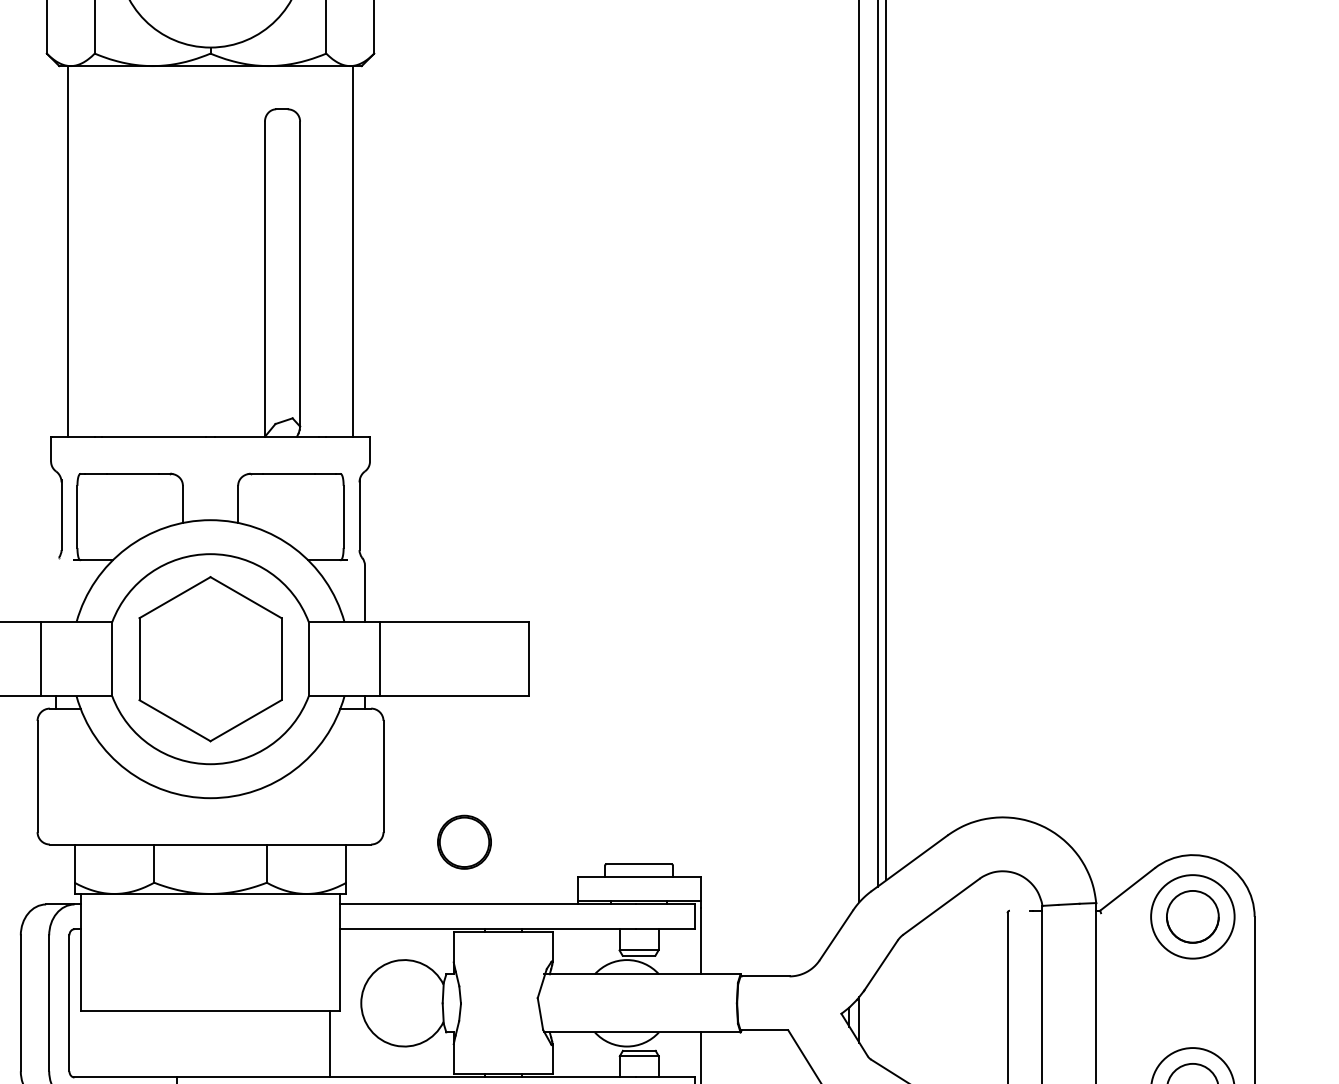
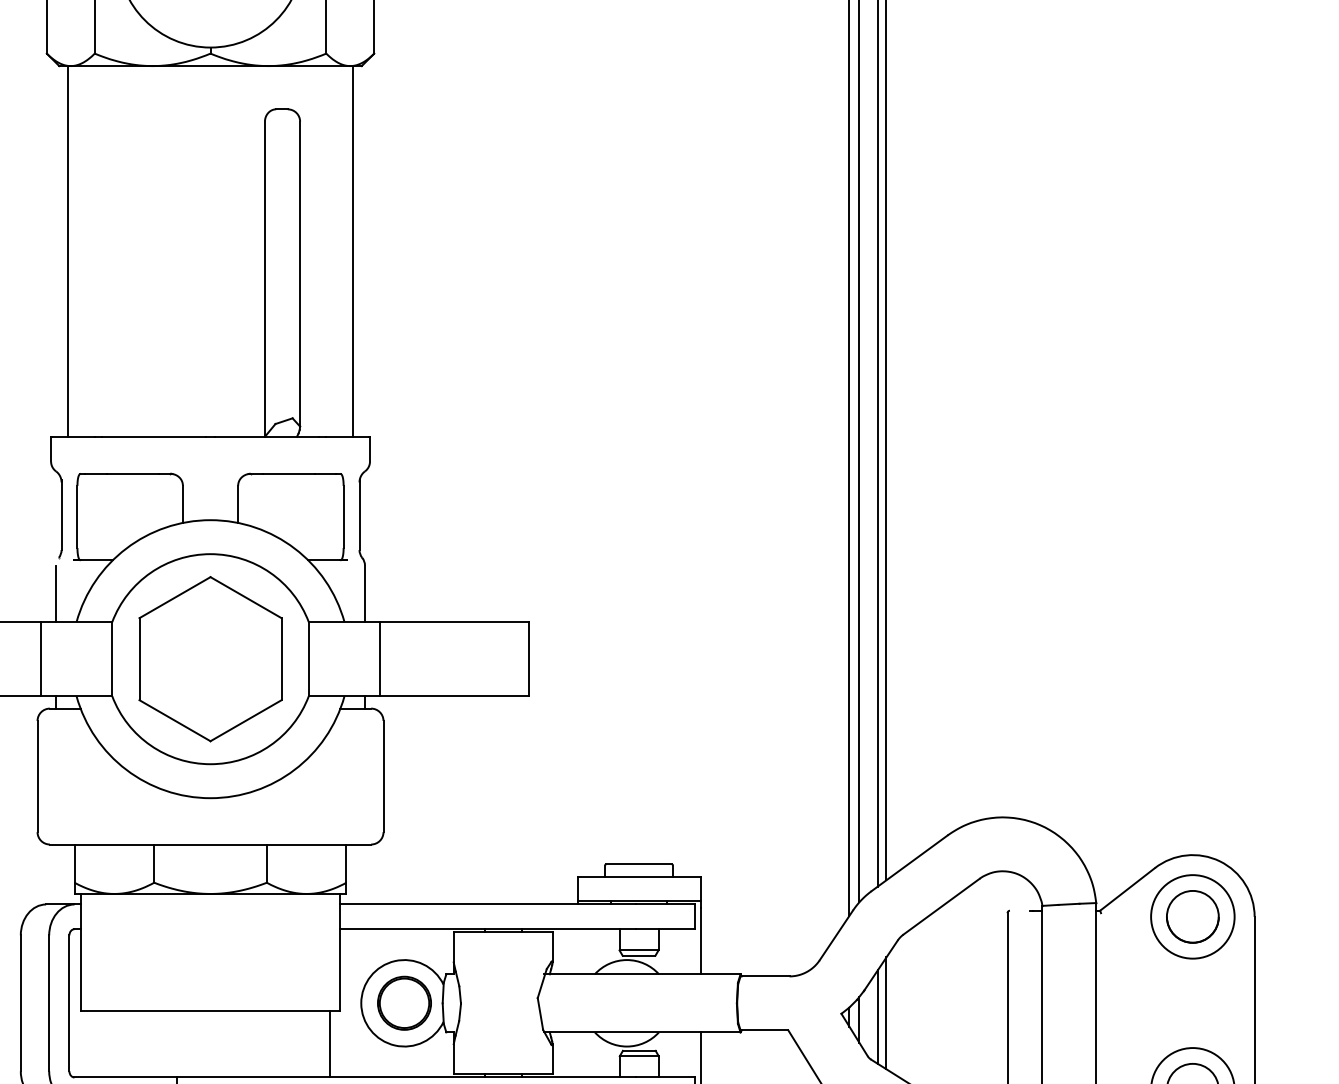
line: none -> present (849, 459)
line: none -> present (56, 593)
part position: (464, 841) -> (404, 1002) (404, 1002)
line: none -> present (886, 1013)
line: none -> present (877, 1016)
